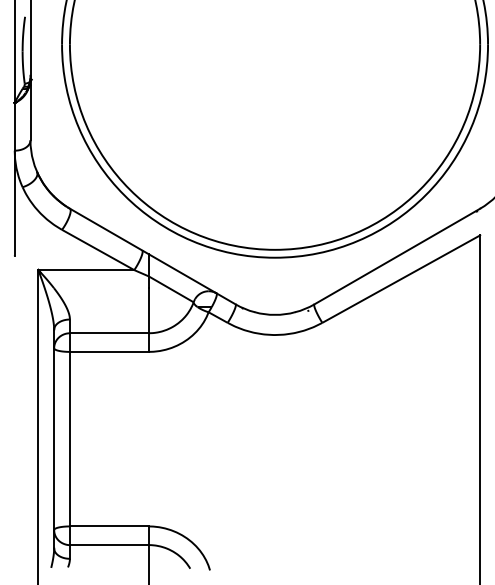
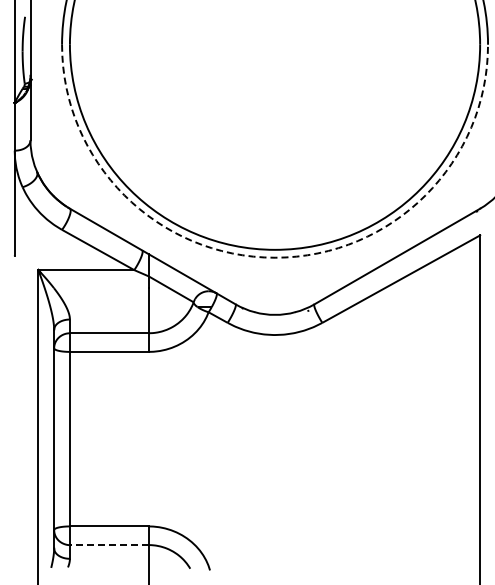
arc: solid -> dashed (275, 257)
line: solid -> dashed (108, 545)
